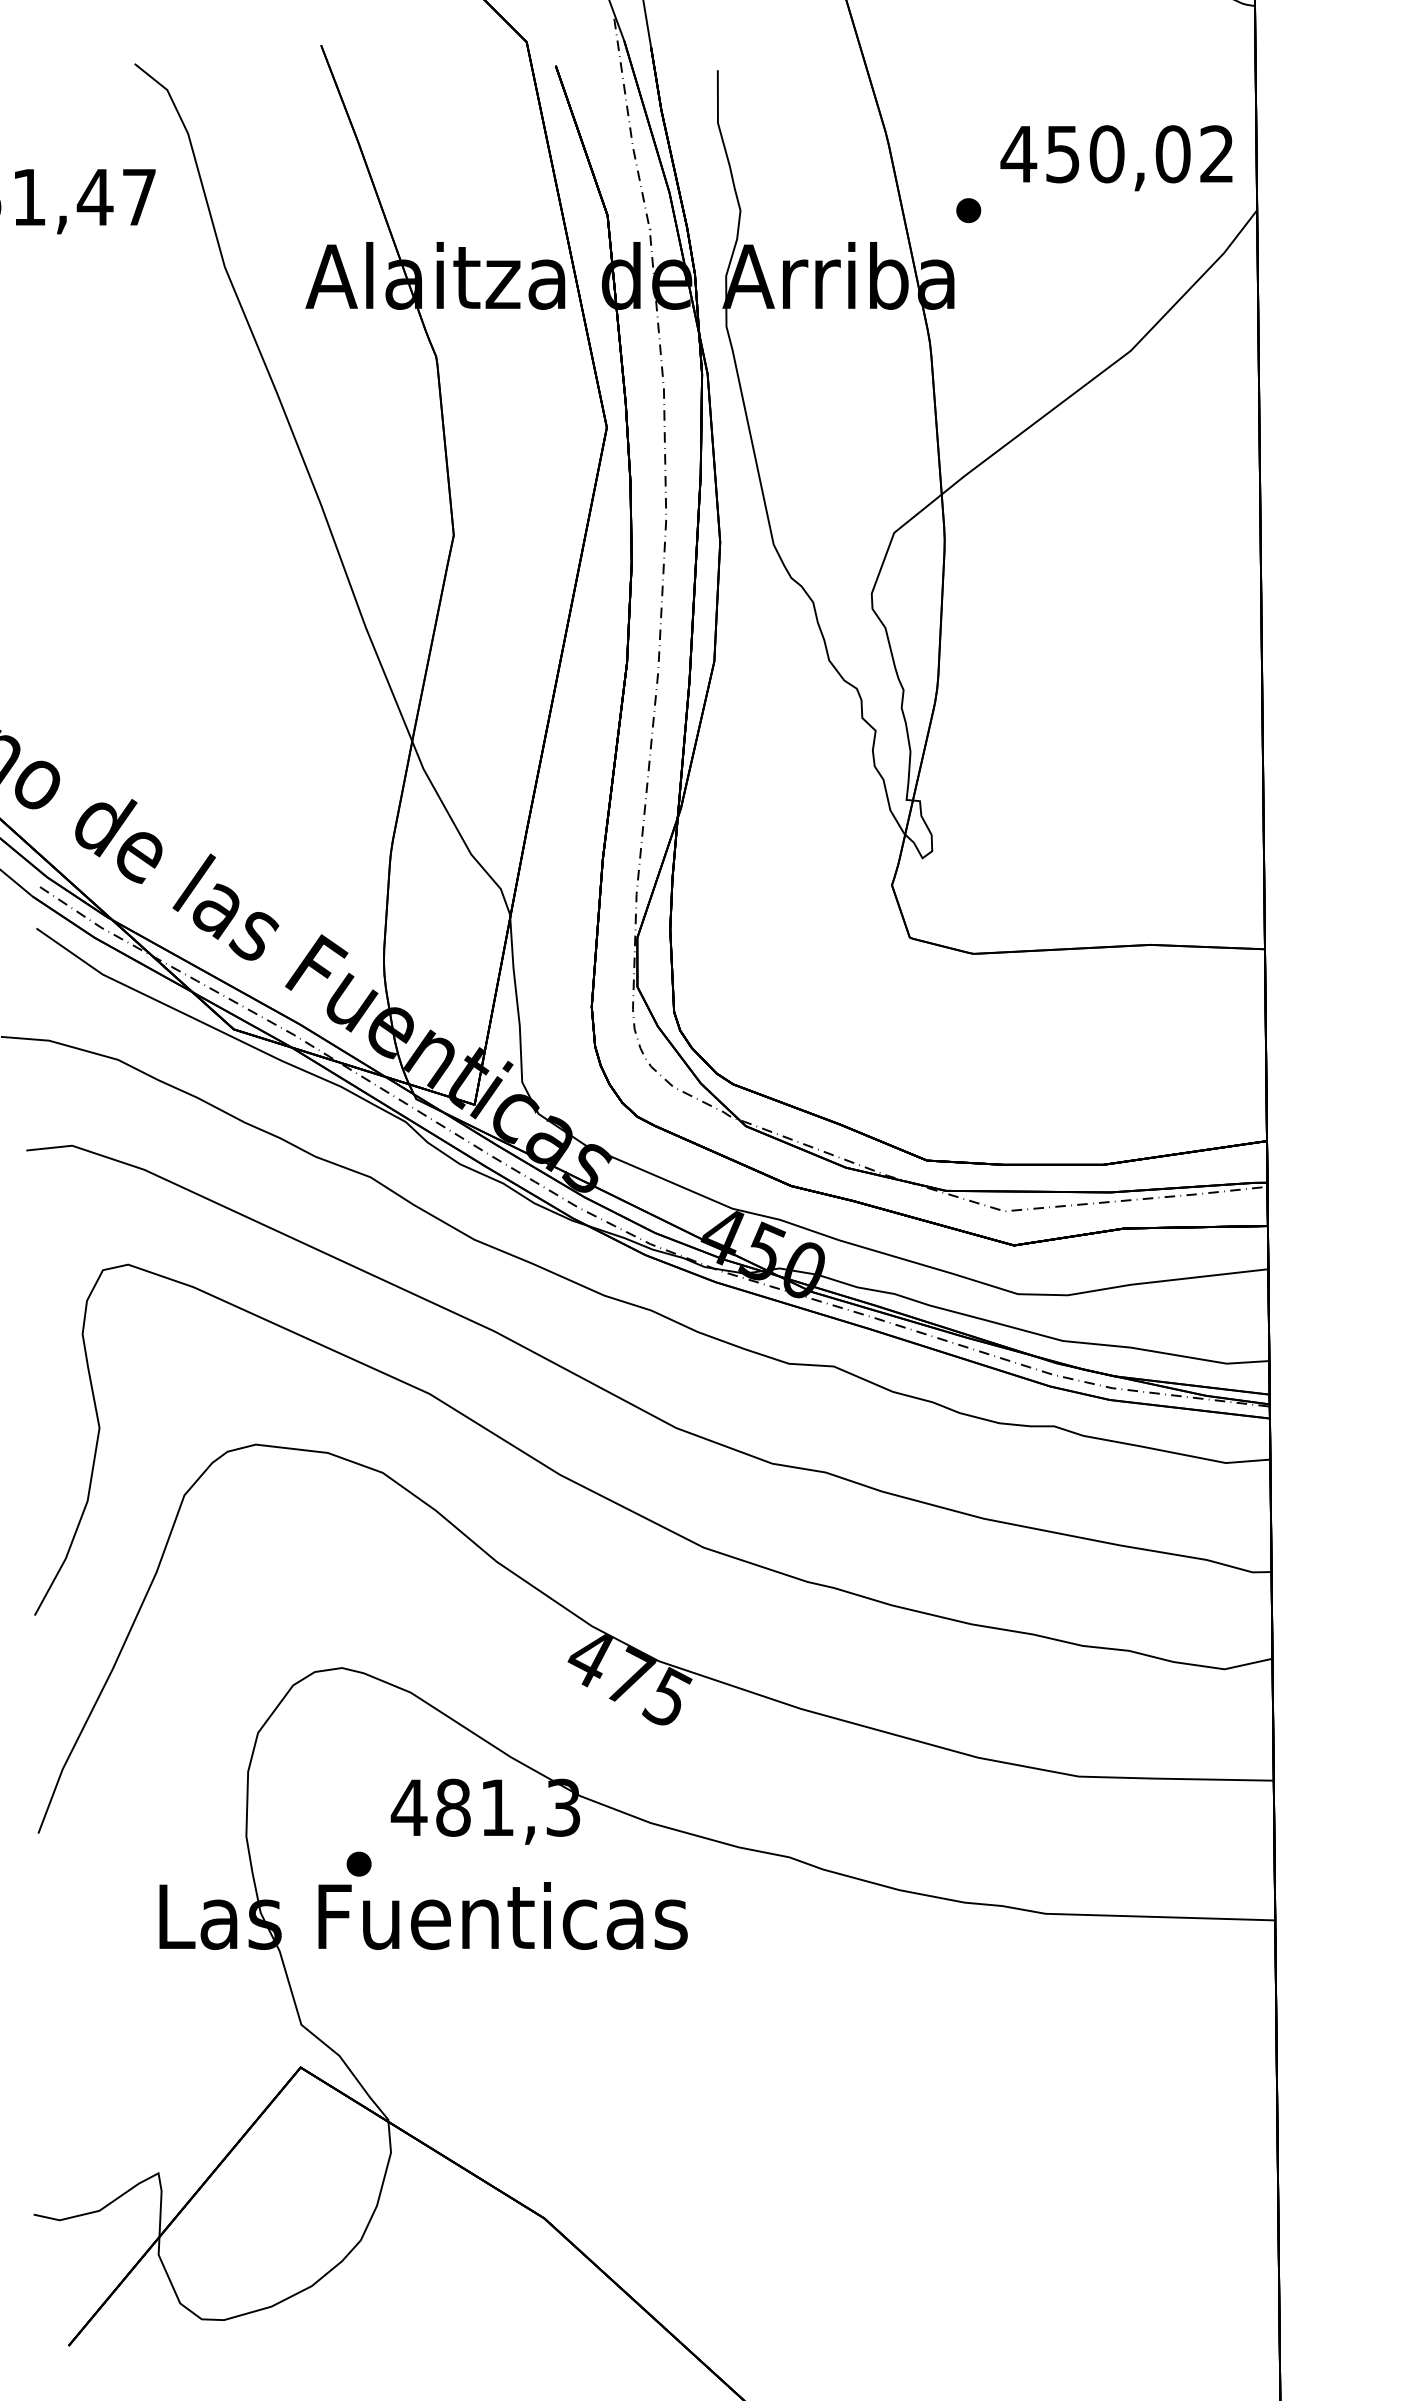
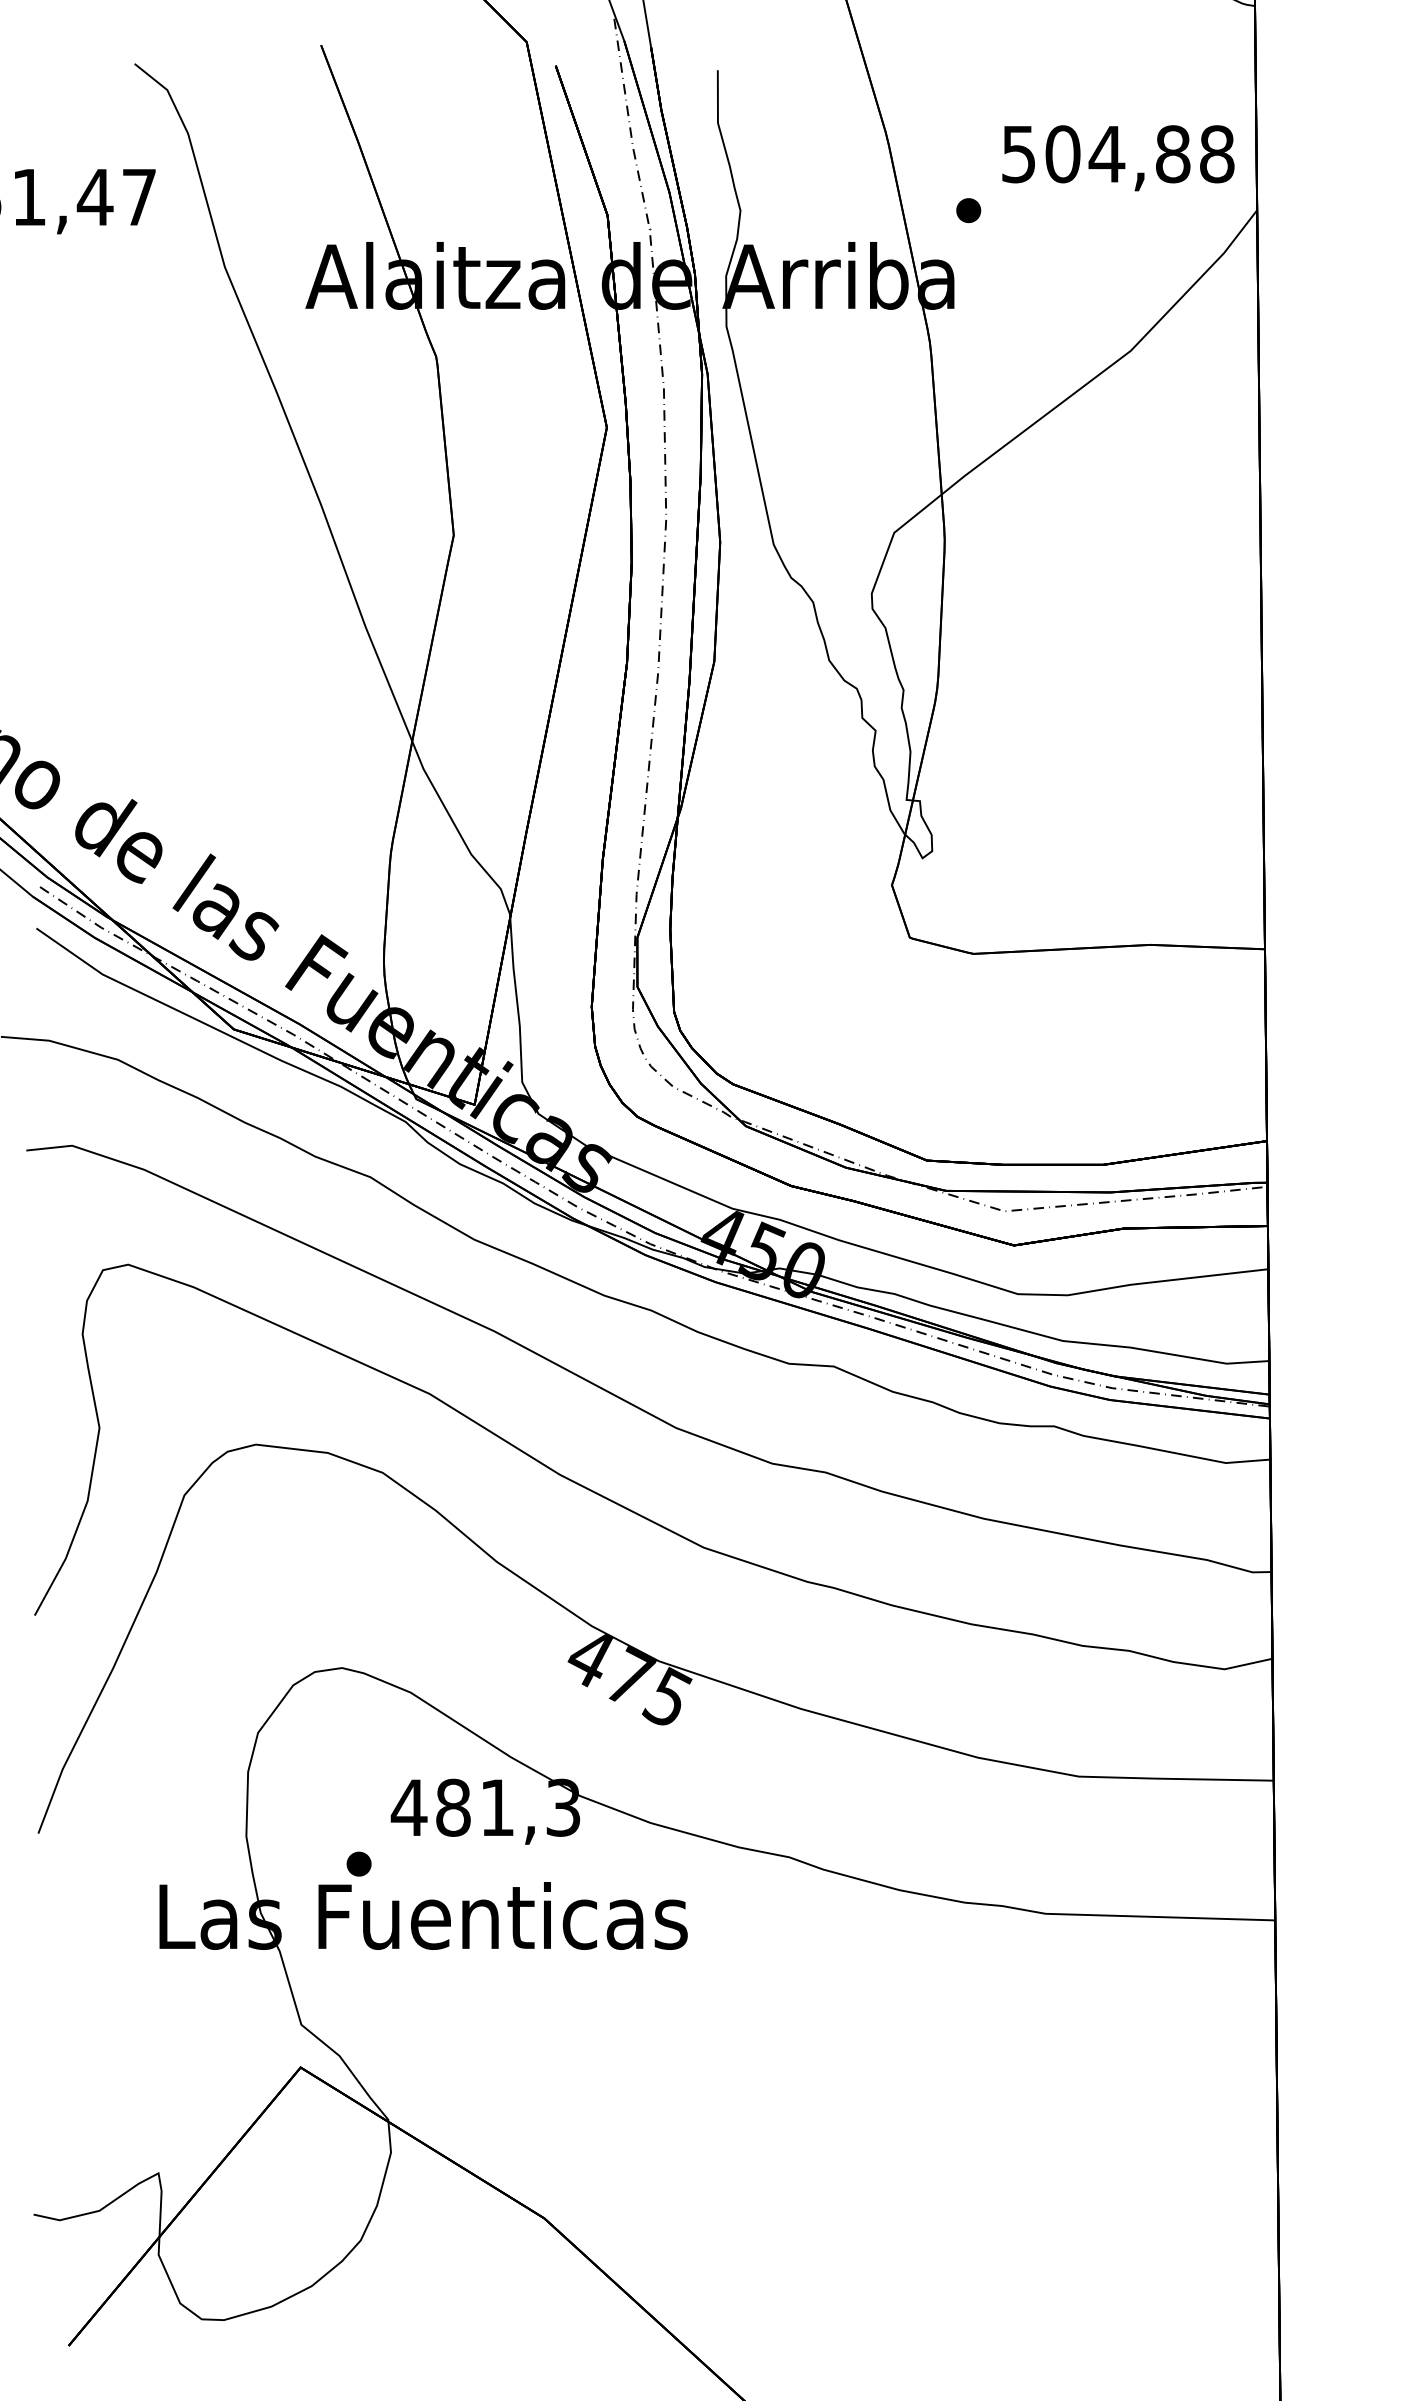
text: 450,02 -> 504,88 (1117, 154)
